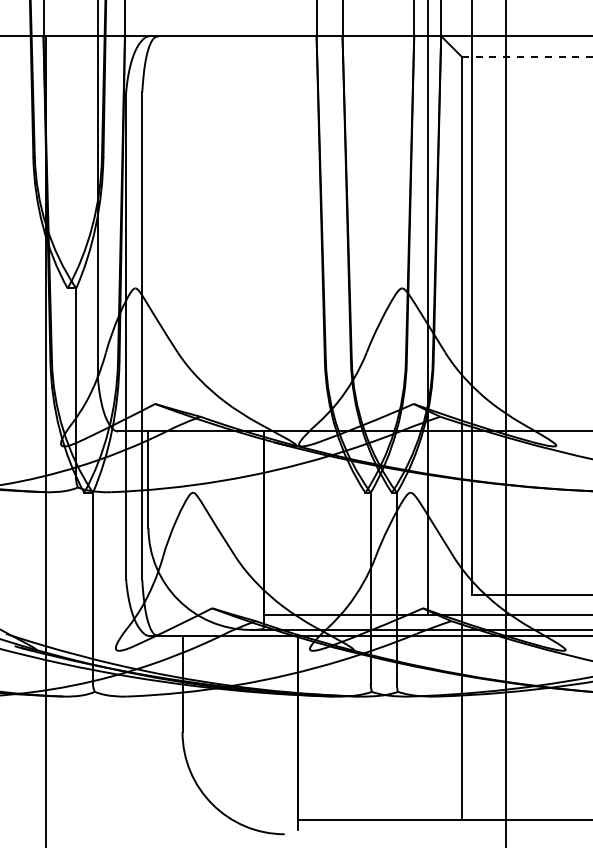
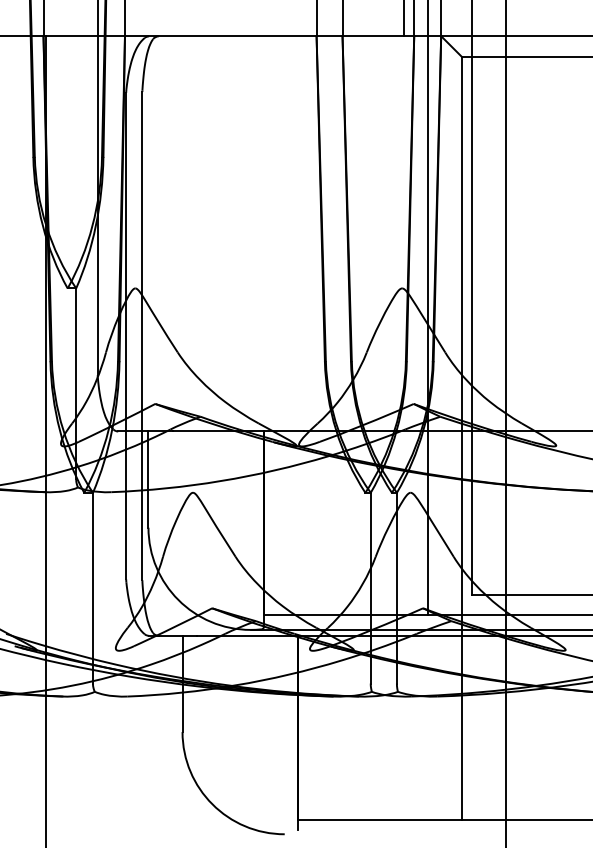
line: none -> present (403, 19)
line: dashed -> solid (527, 56)
